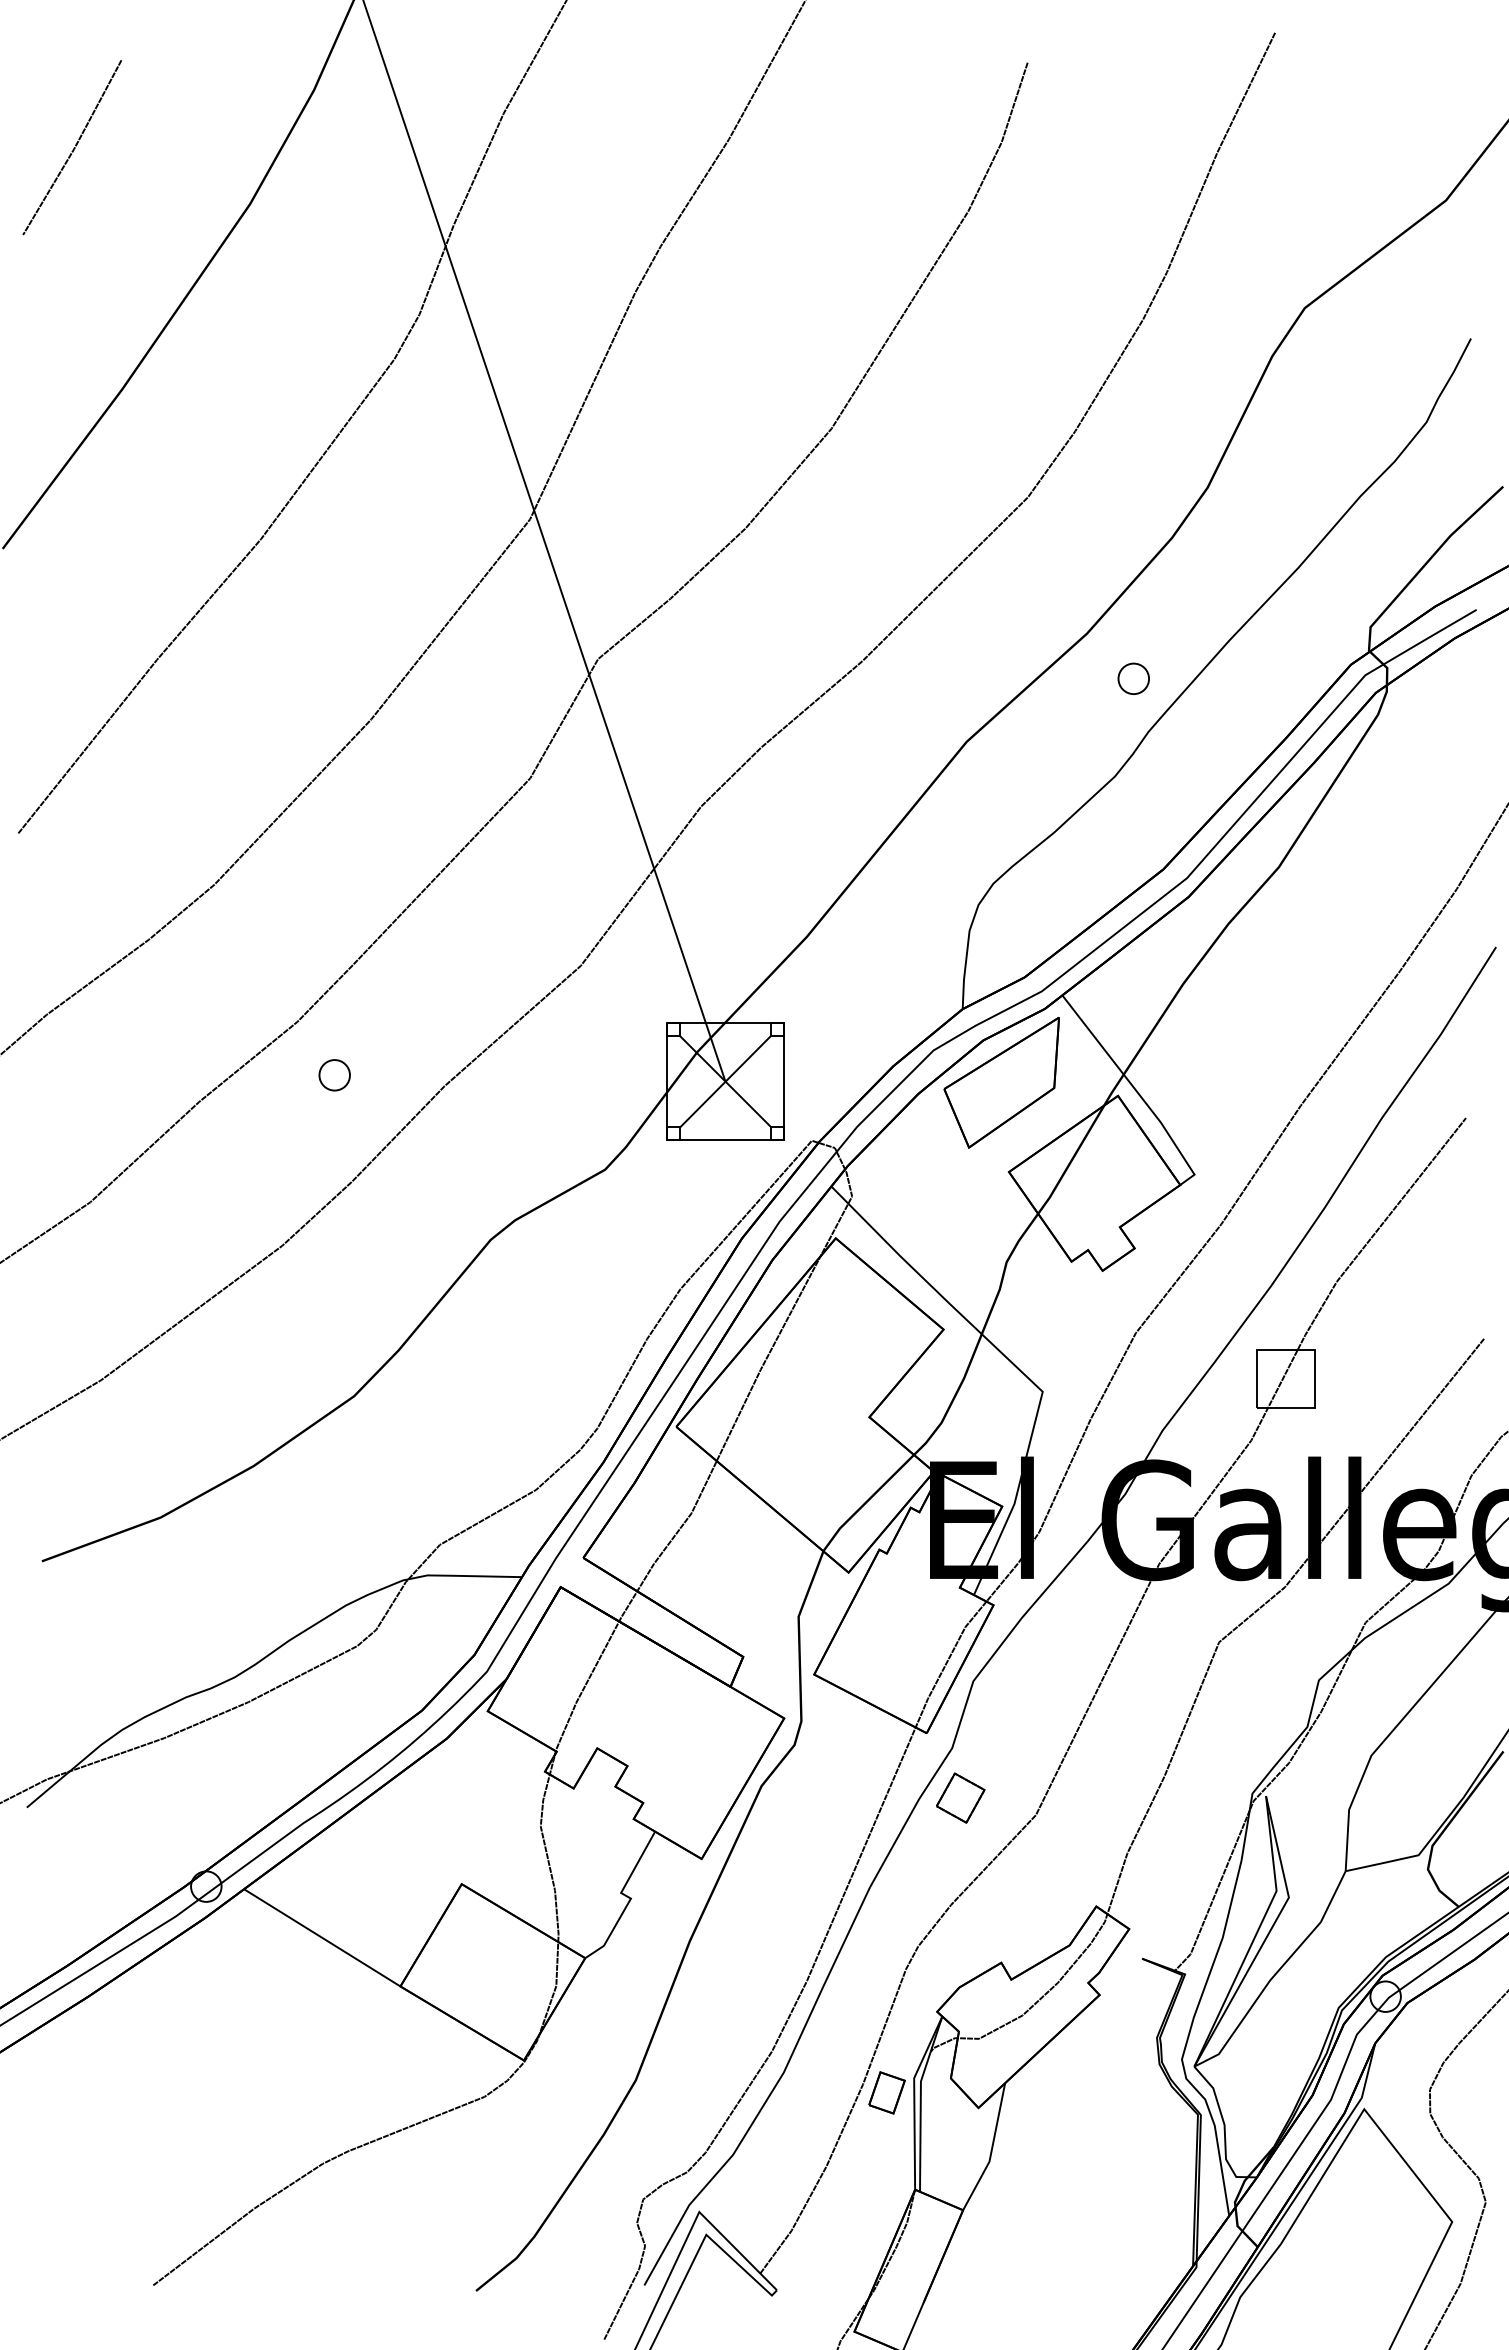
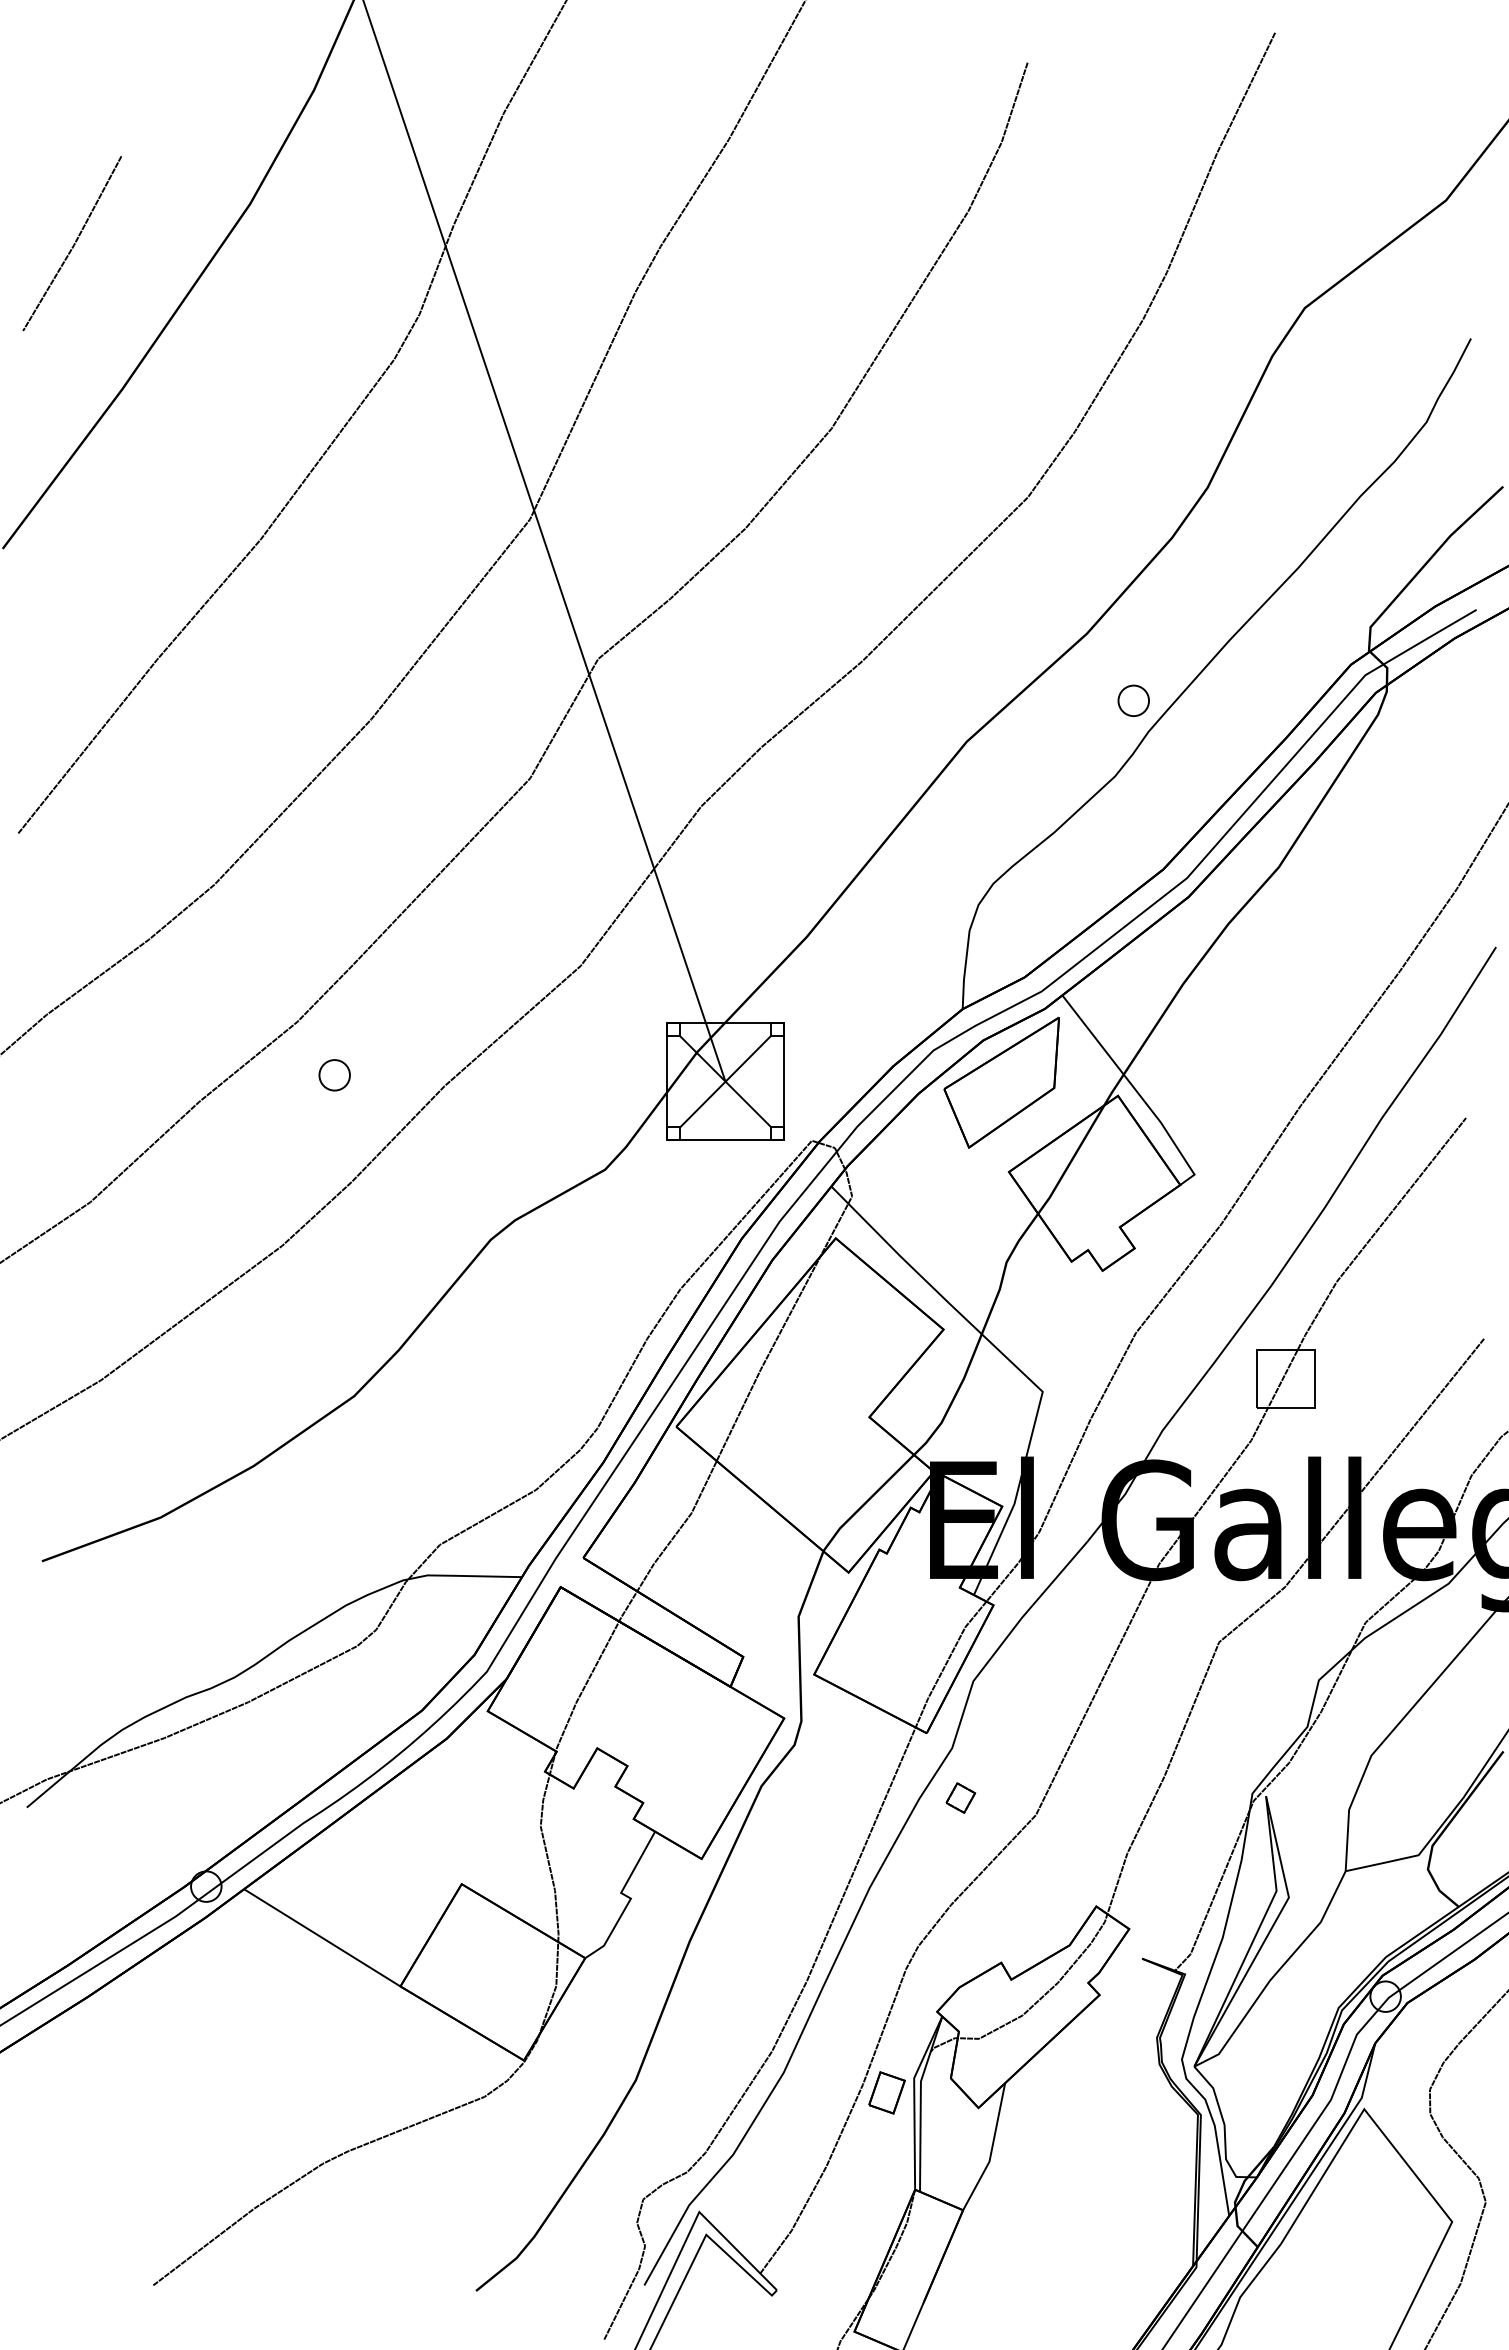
line position: (73, 148) -> (73, 244) (73, 244)
part position: (1133, 678) -> (1133, 700) (1133, 700)
part size: 50x52 px -> 32x32 px (960, 1797)
